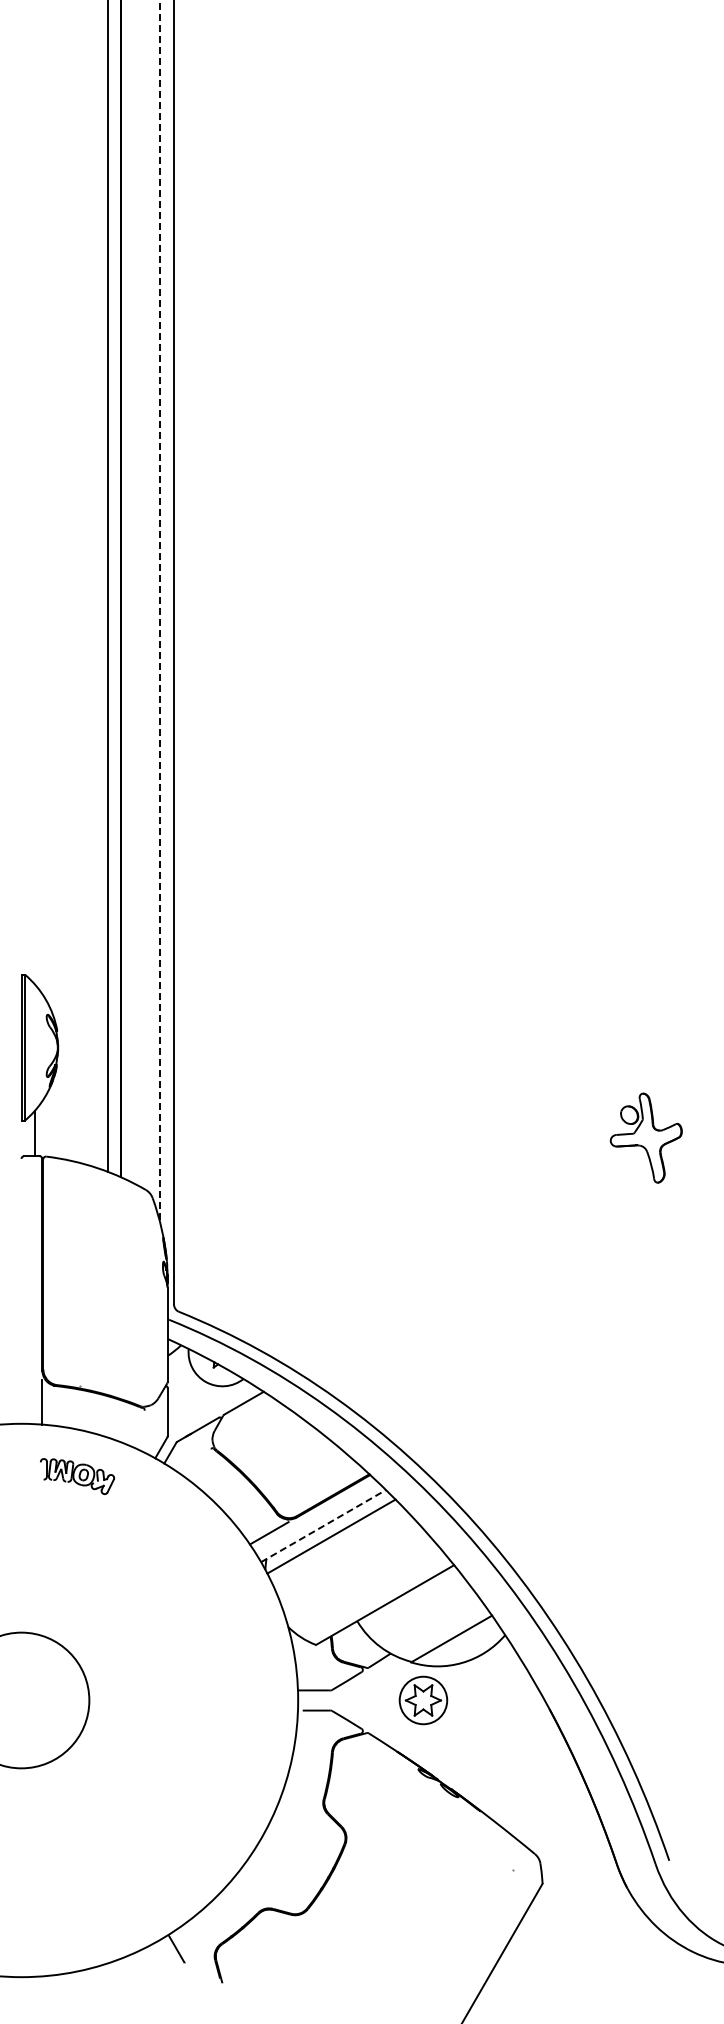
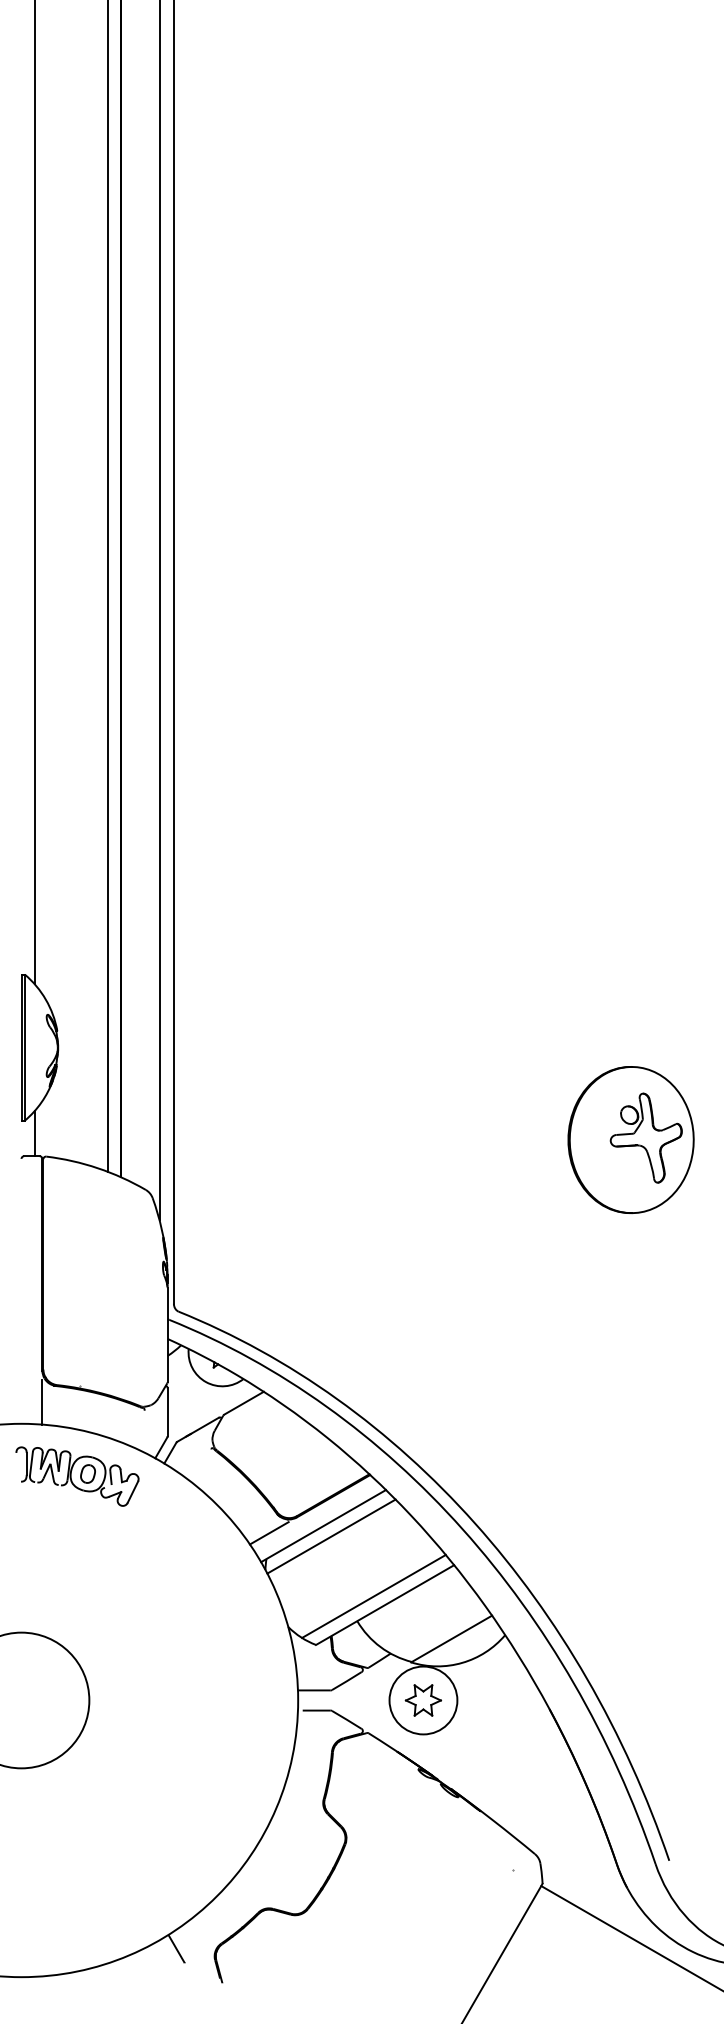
line: none -> present (34, 493)
line: dashed -> solid (159, 610)
part: none -> present (630, 1139)
part size: 75x37 px -> 125x61 px (77, 1476)
line: dashed -> solid (324, 1525)
line: none -> present (373, 1595)
circle diameter: 48 px -> 68 px (423, 1700)
line: none -> present (630, 1937)
